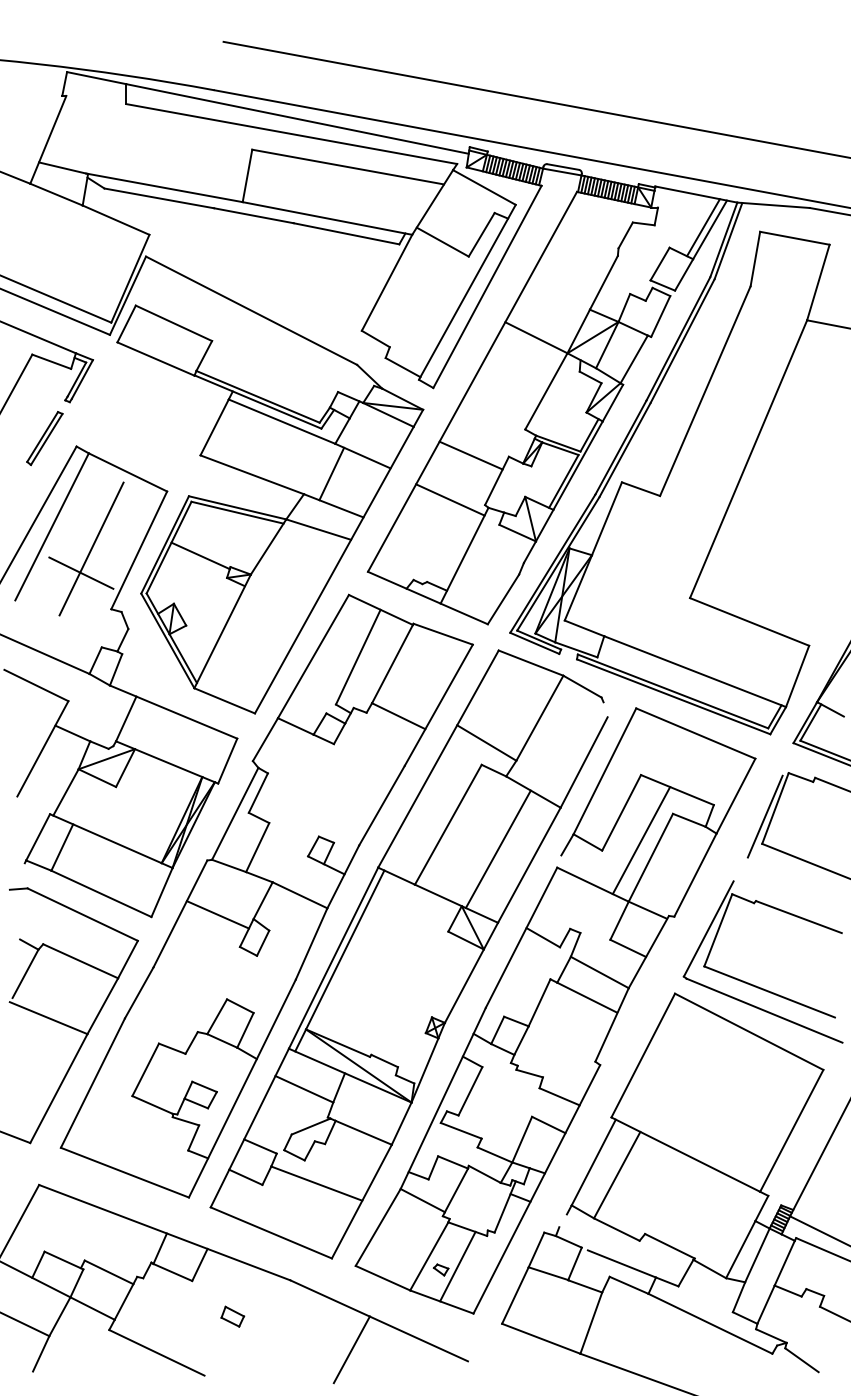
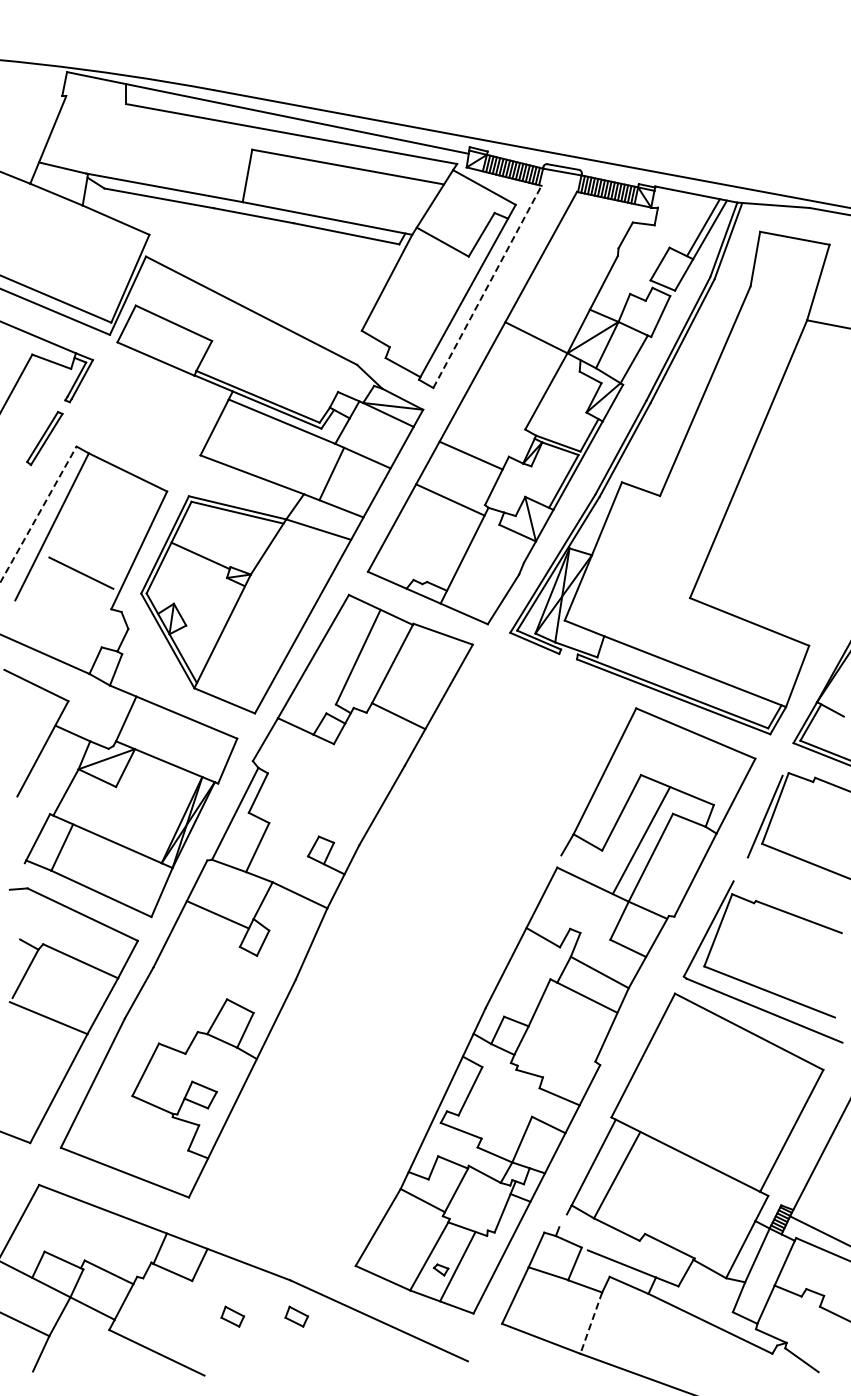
line: present -> none (535, 99)
line: solid -> dashed (487, 286)
line: solid -> dashed (38, 514)
line: present -> none (91, 548)
part: present -> none (408, 954)
part: none -> present (296, 1316)
line: solid -> dashed (591, 1323)
line: present -> none (351, 1349)
